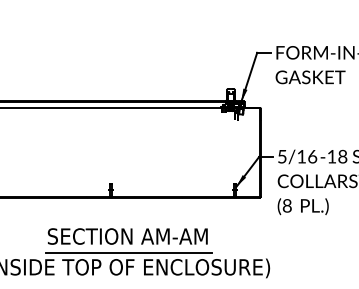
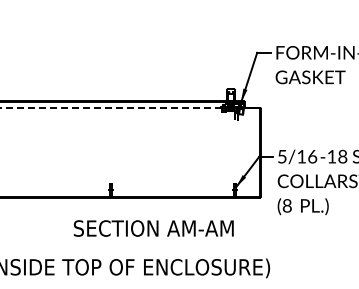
line: solid -> dashed (111, 108)
text position: (127, 236) -> (153, 228) (153, 228)
line: present -> none (128, 252)
